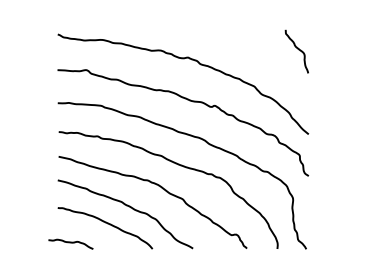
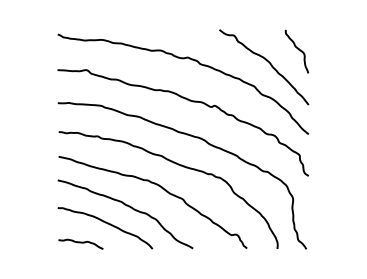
curve: none -> present (267, 62)
curve position: (70, 243) -> (80, 243) (80, 243)
